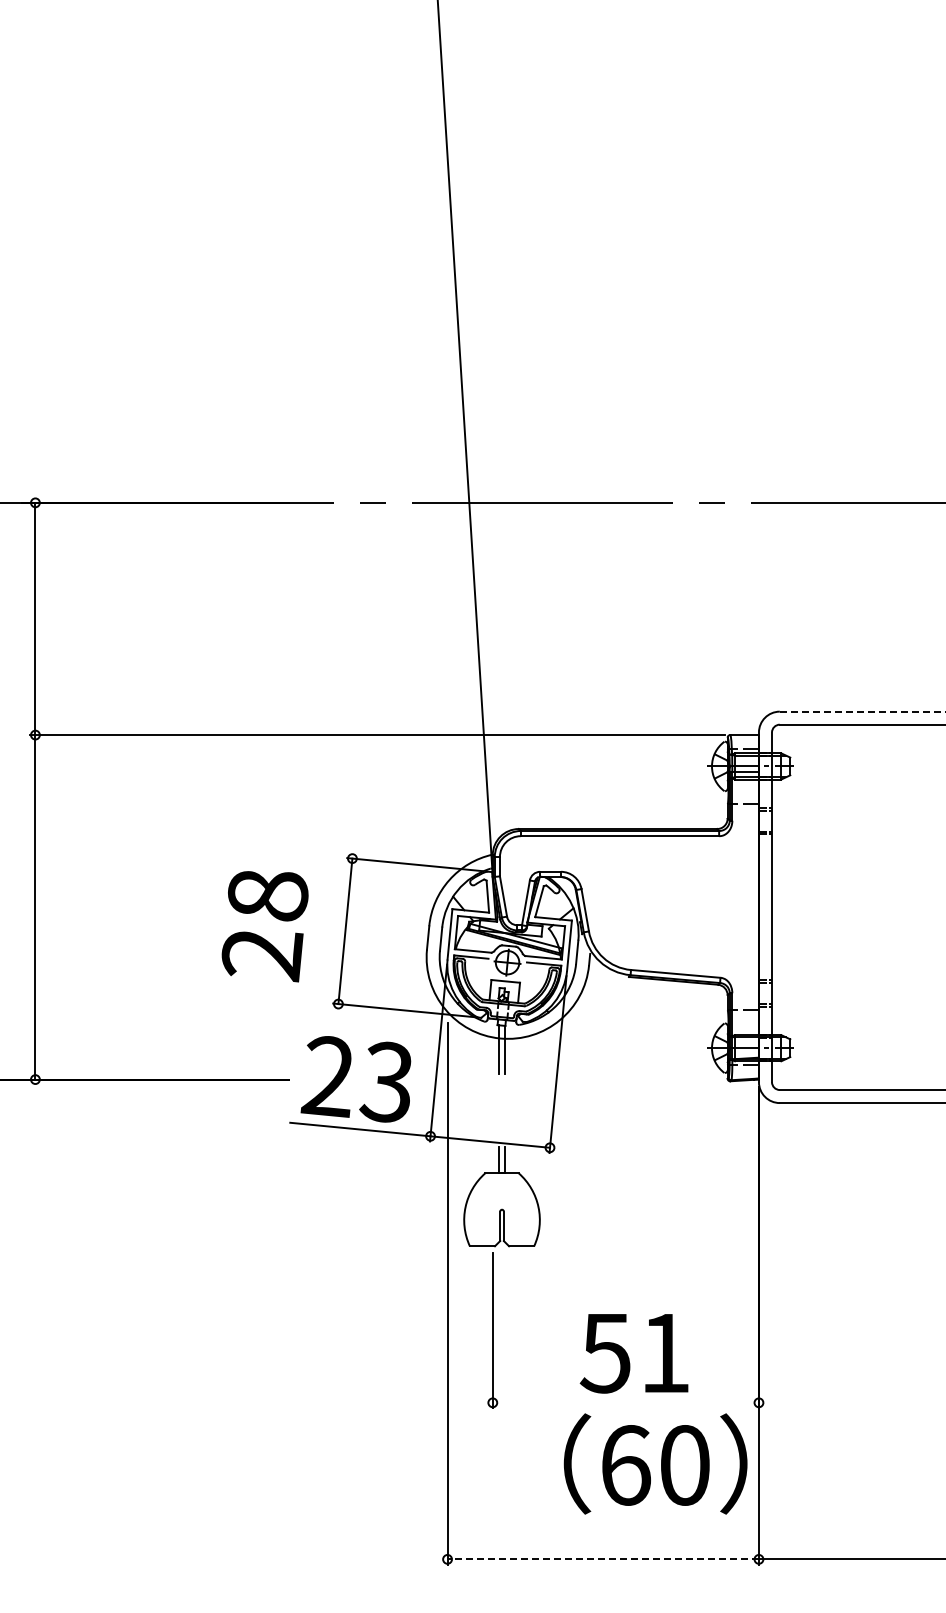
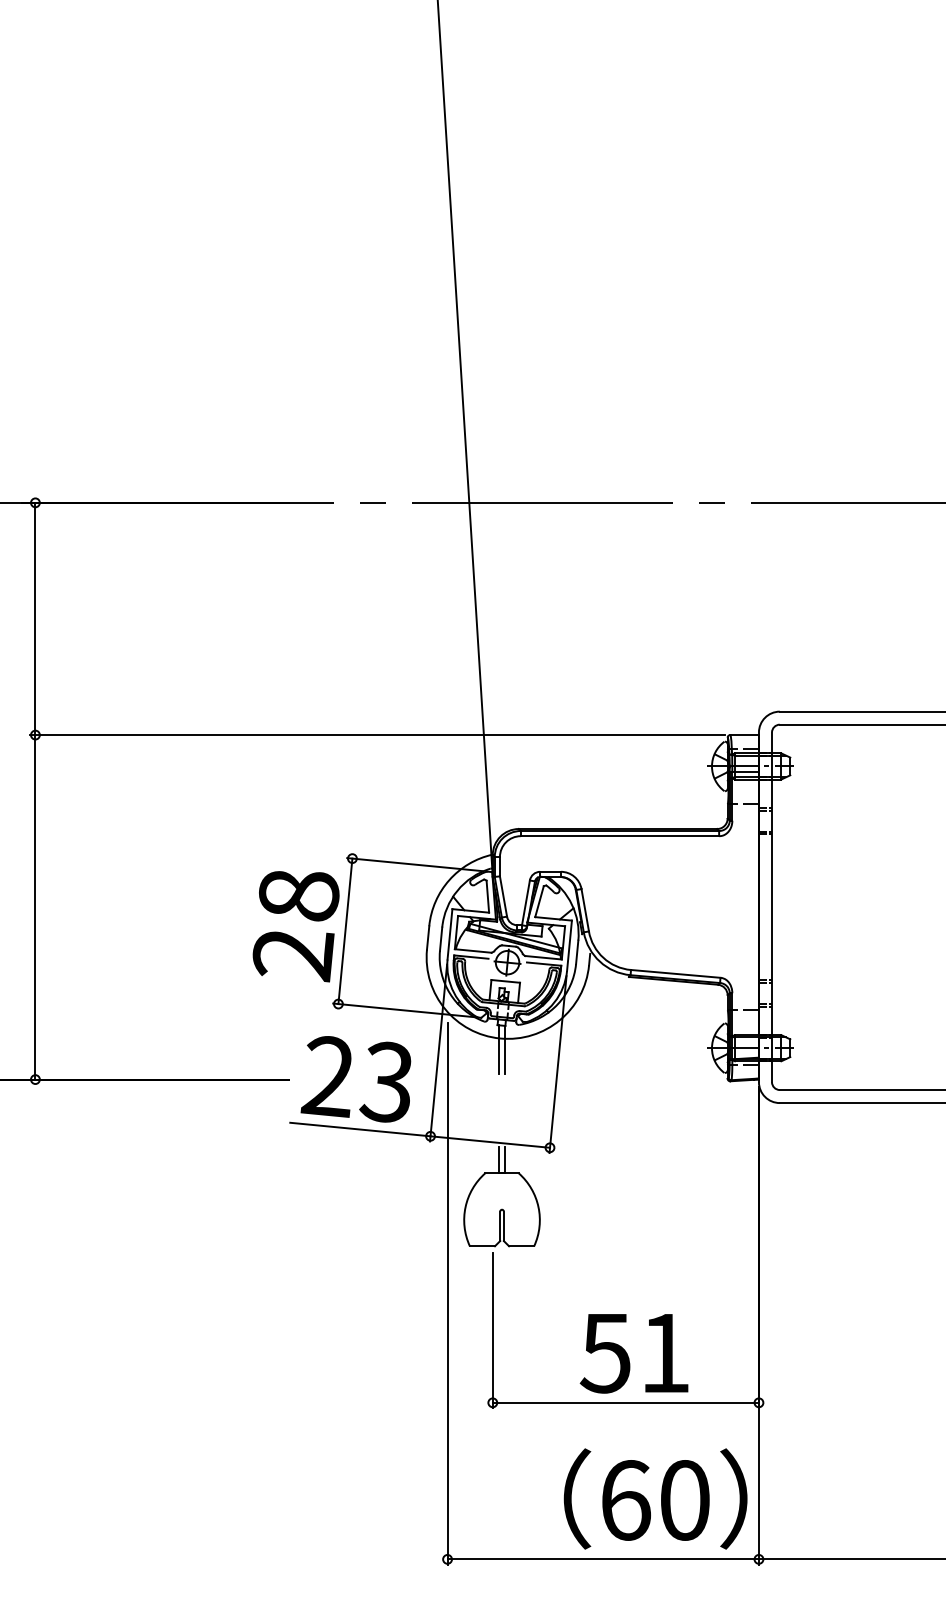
line: dashed -> solid (862, 711)
text position: (264, 926) -> (295, 926) (295, 926)
line: none -> present (625, 1402)
text position: (655, 1463) -> (655, 1498) (655, 1498)
line: dashed -> solid (603, 1559)
